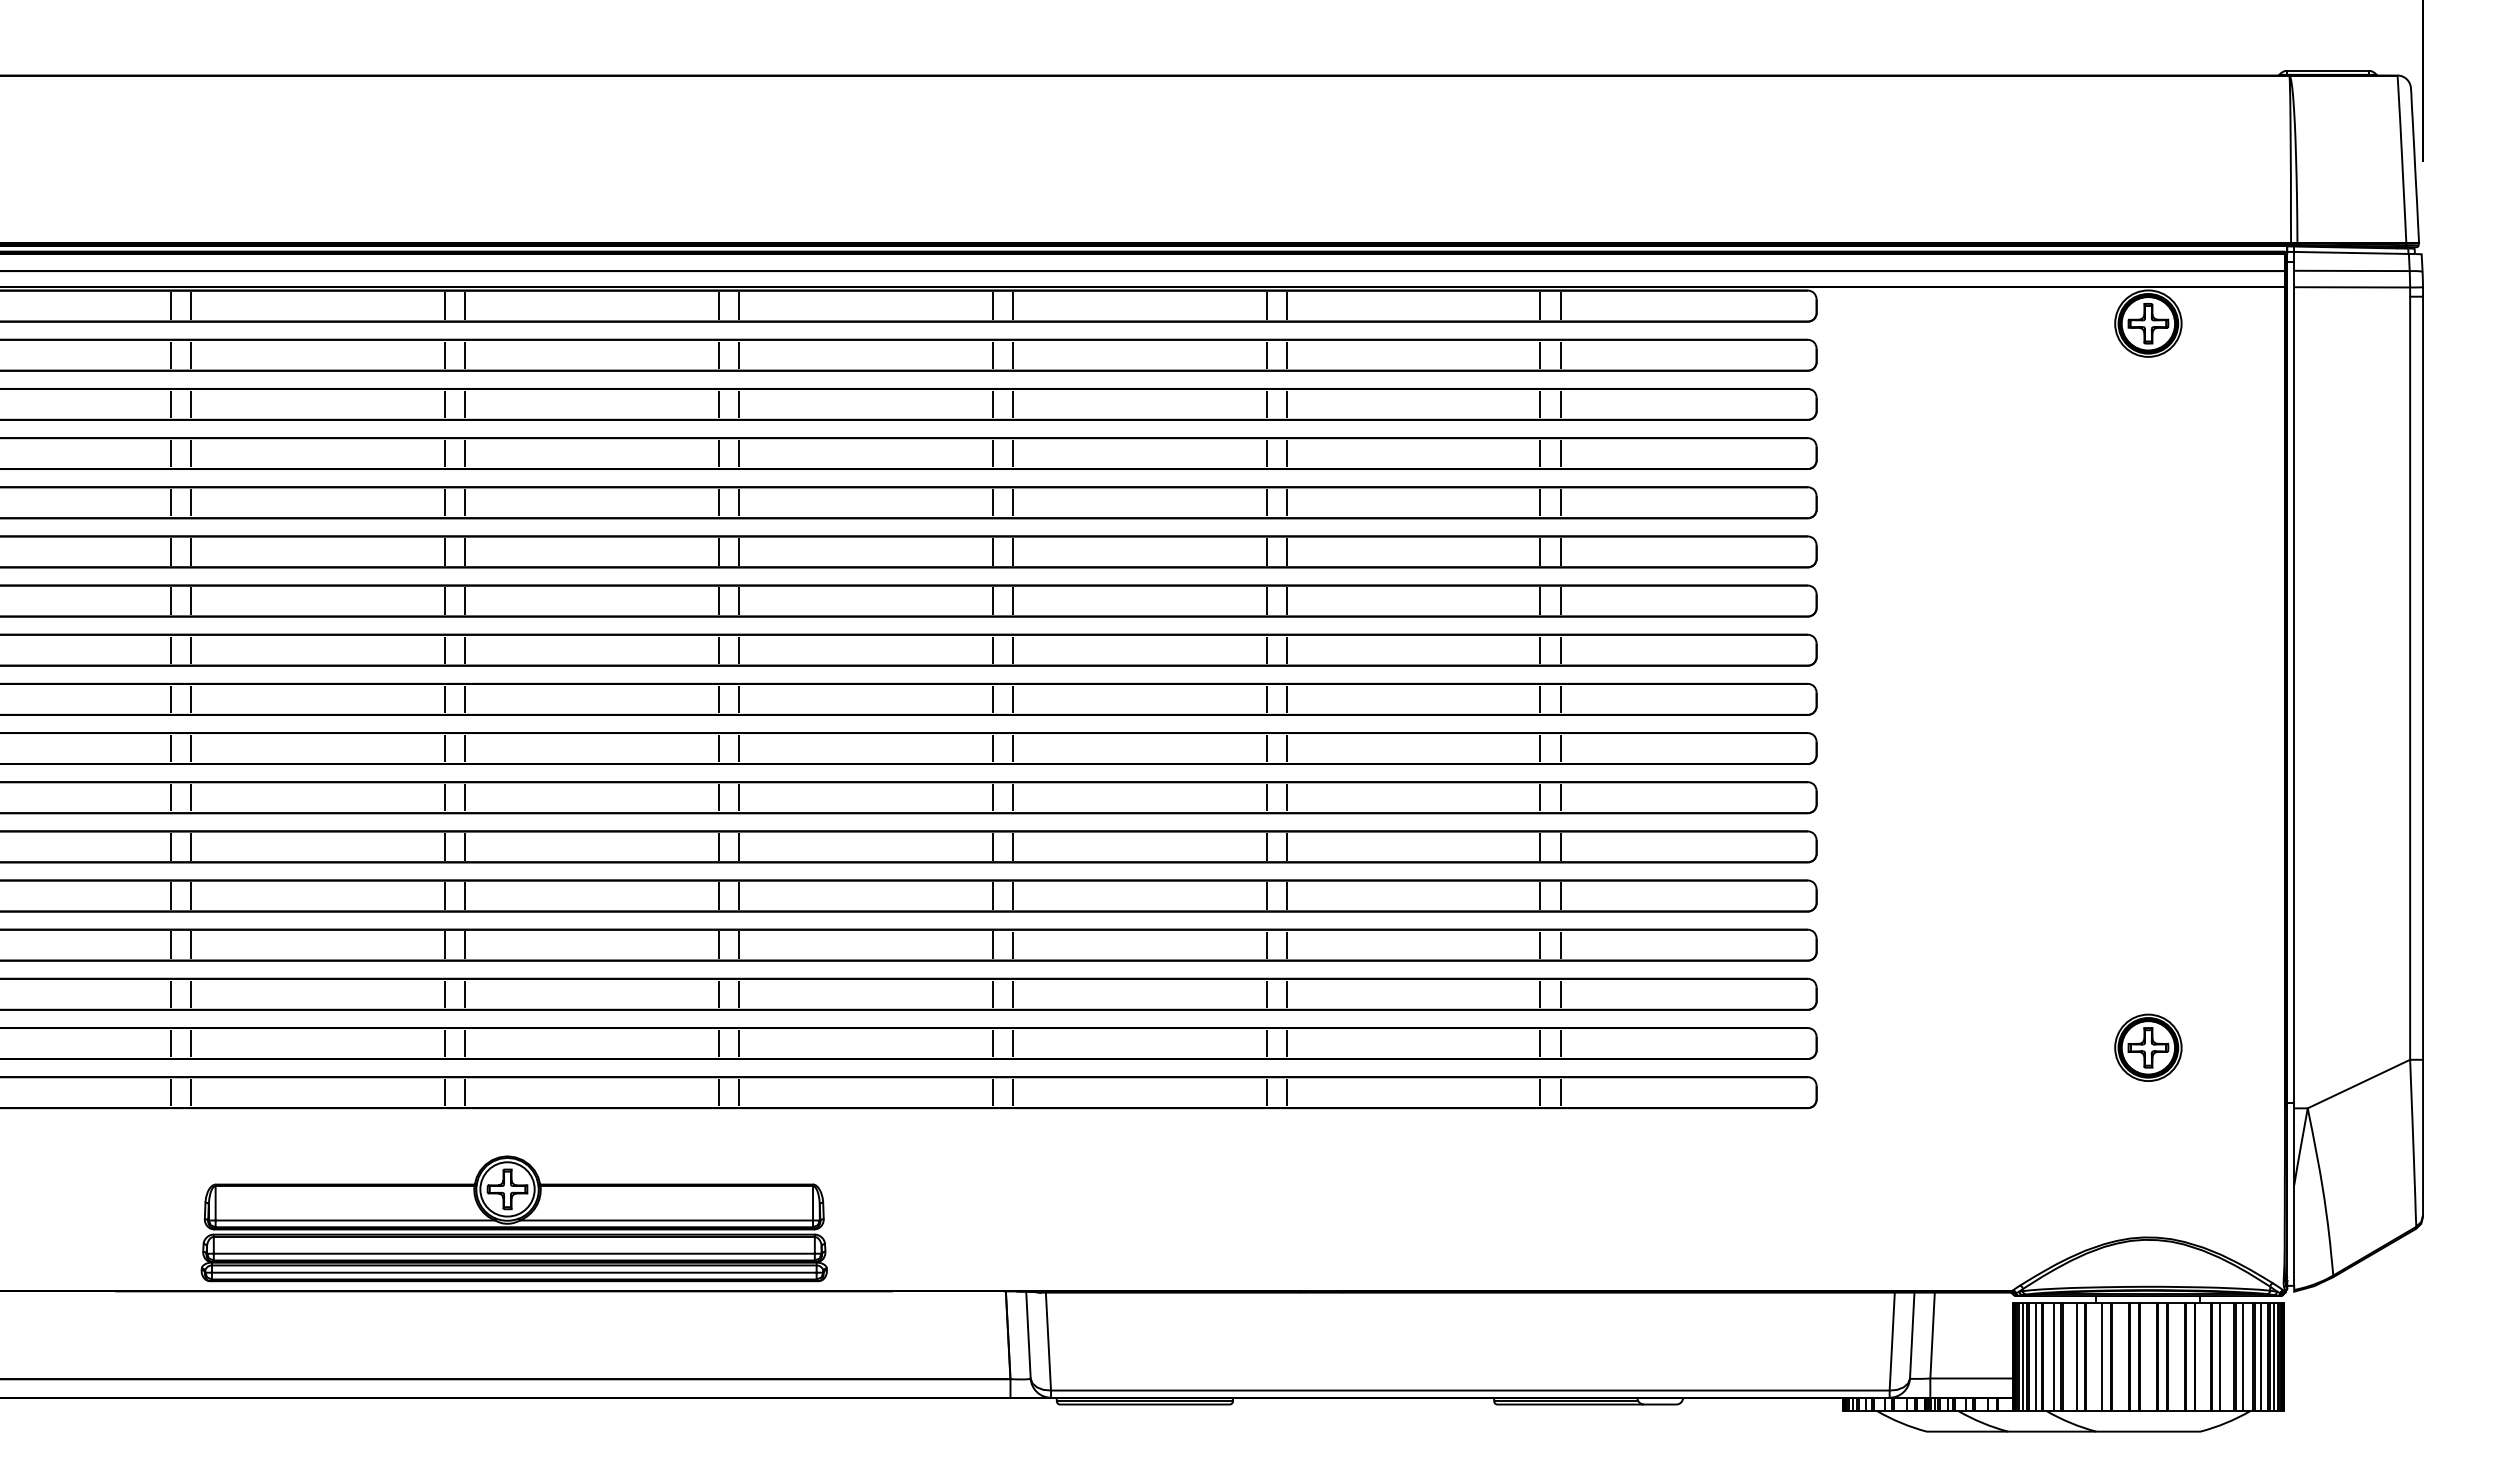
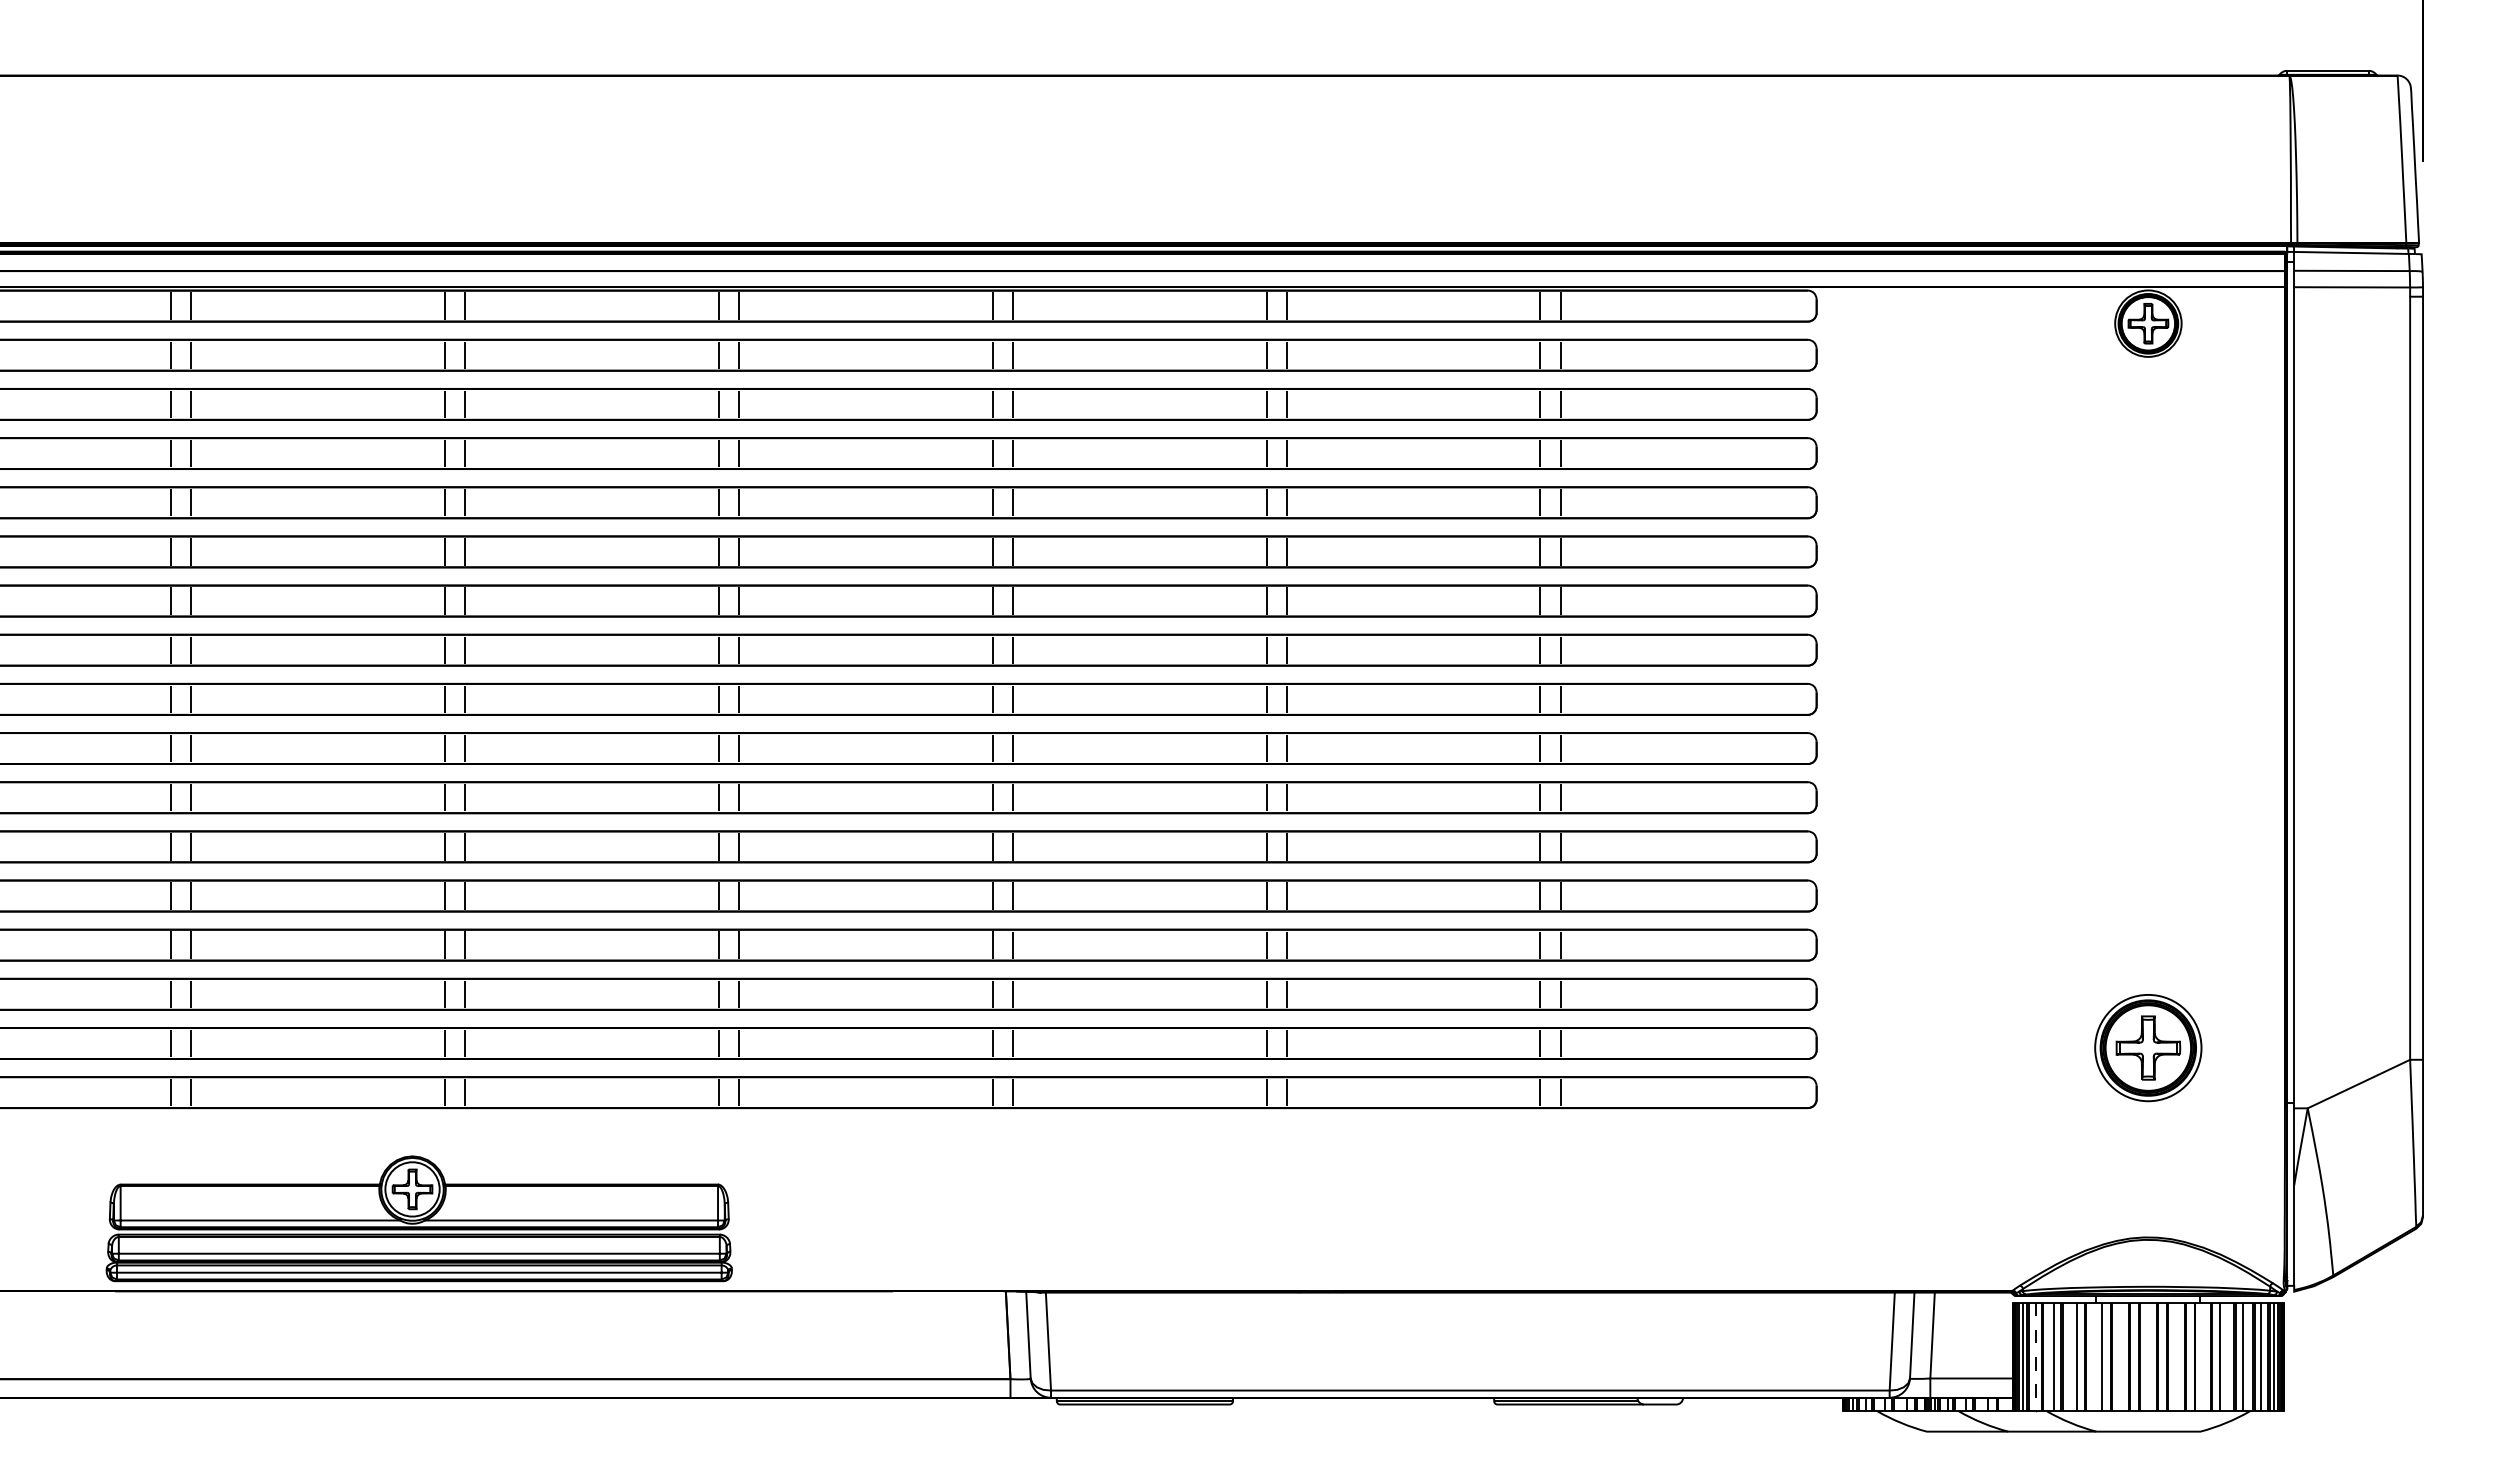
part size: 69x69 px -> 109x109 px (2148, 1048)
part position: (513, 1218) -> (418, 1218) (418, 1218)
line: solid -> dashed (2035, 1357)
